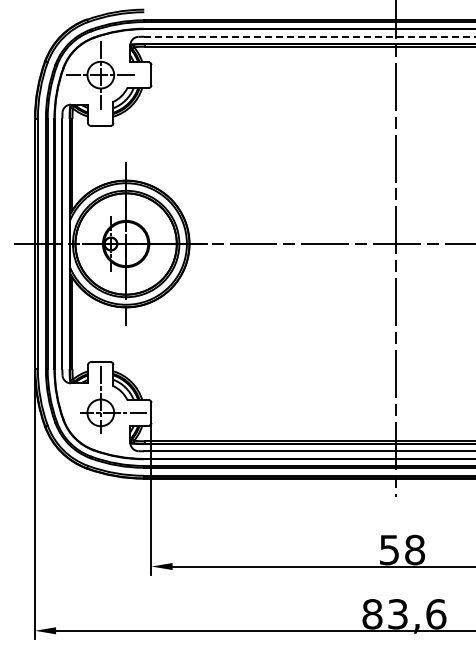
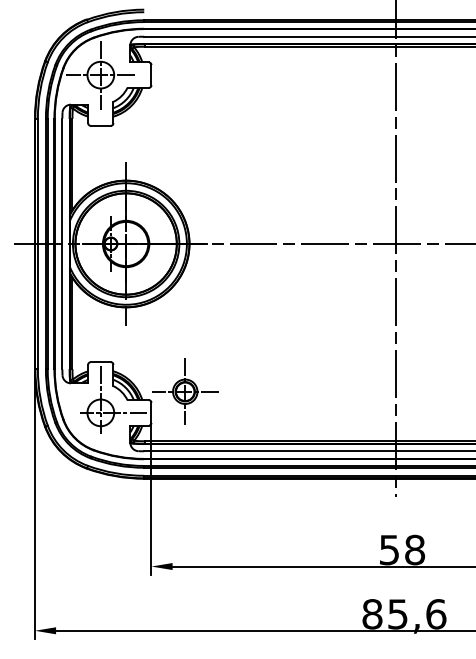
line: dashed -> solid (309, 36)
part: none -> present (185, 391)
text: 83,6 -> 85,6 (397, 613)
